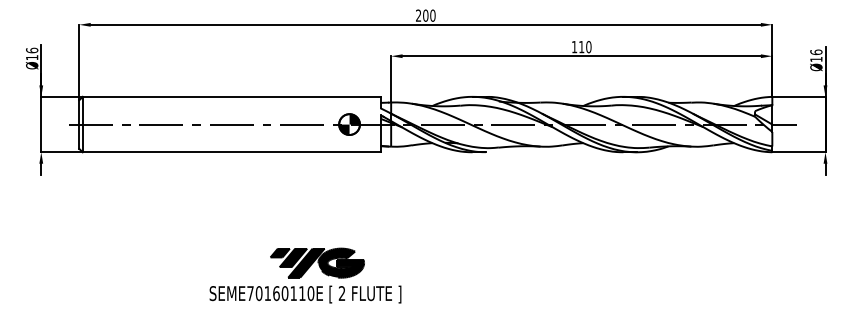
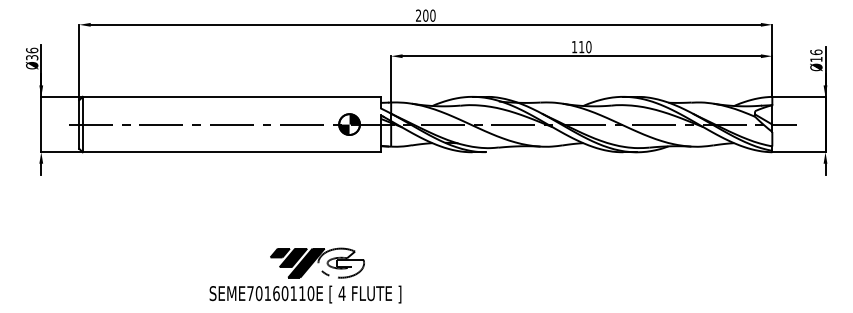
text: Ø16 -> Ø36 (32, 57)
fill: present -> none (341, 262)
text: 2 -> 4 (341, 293)
